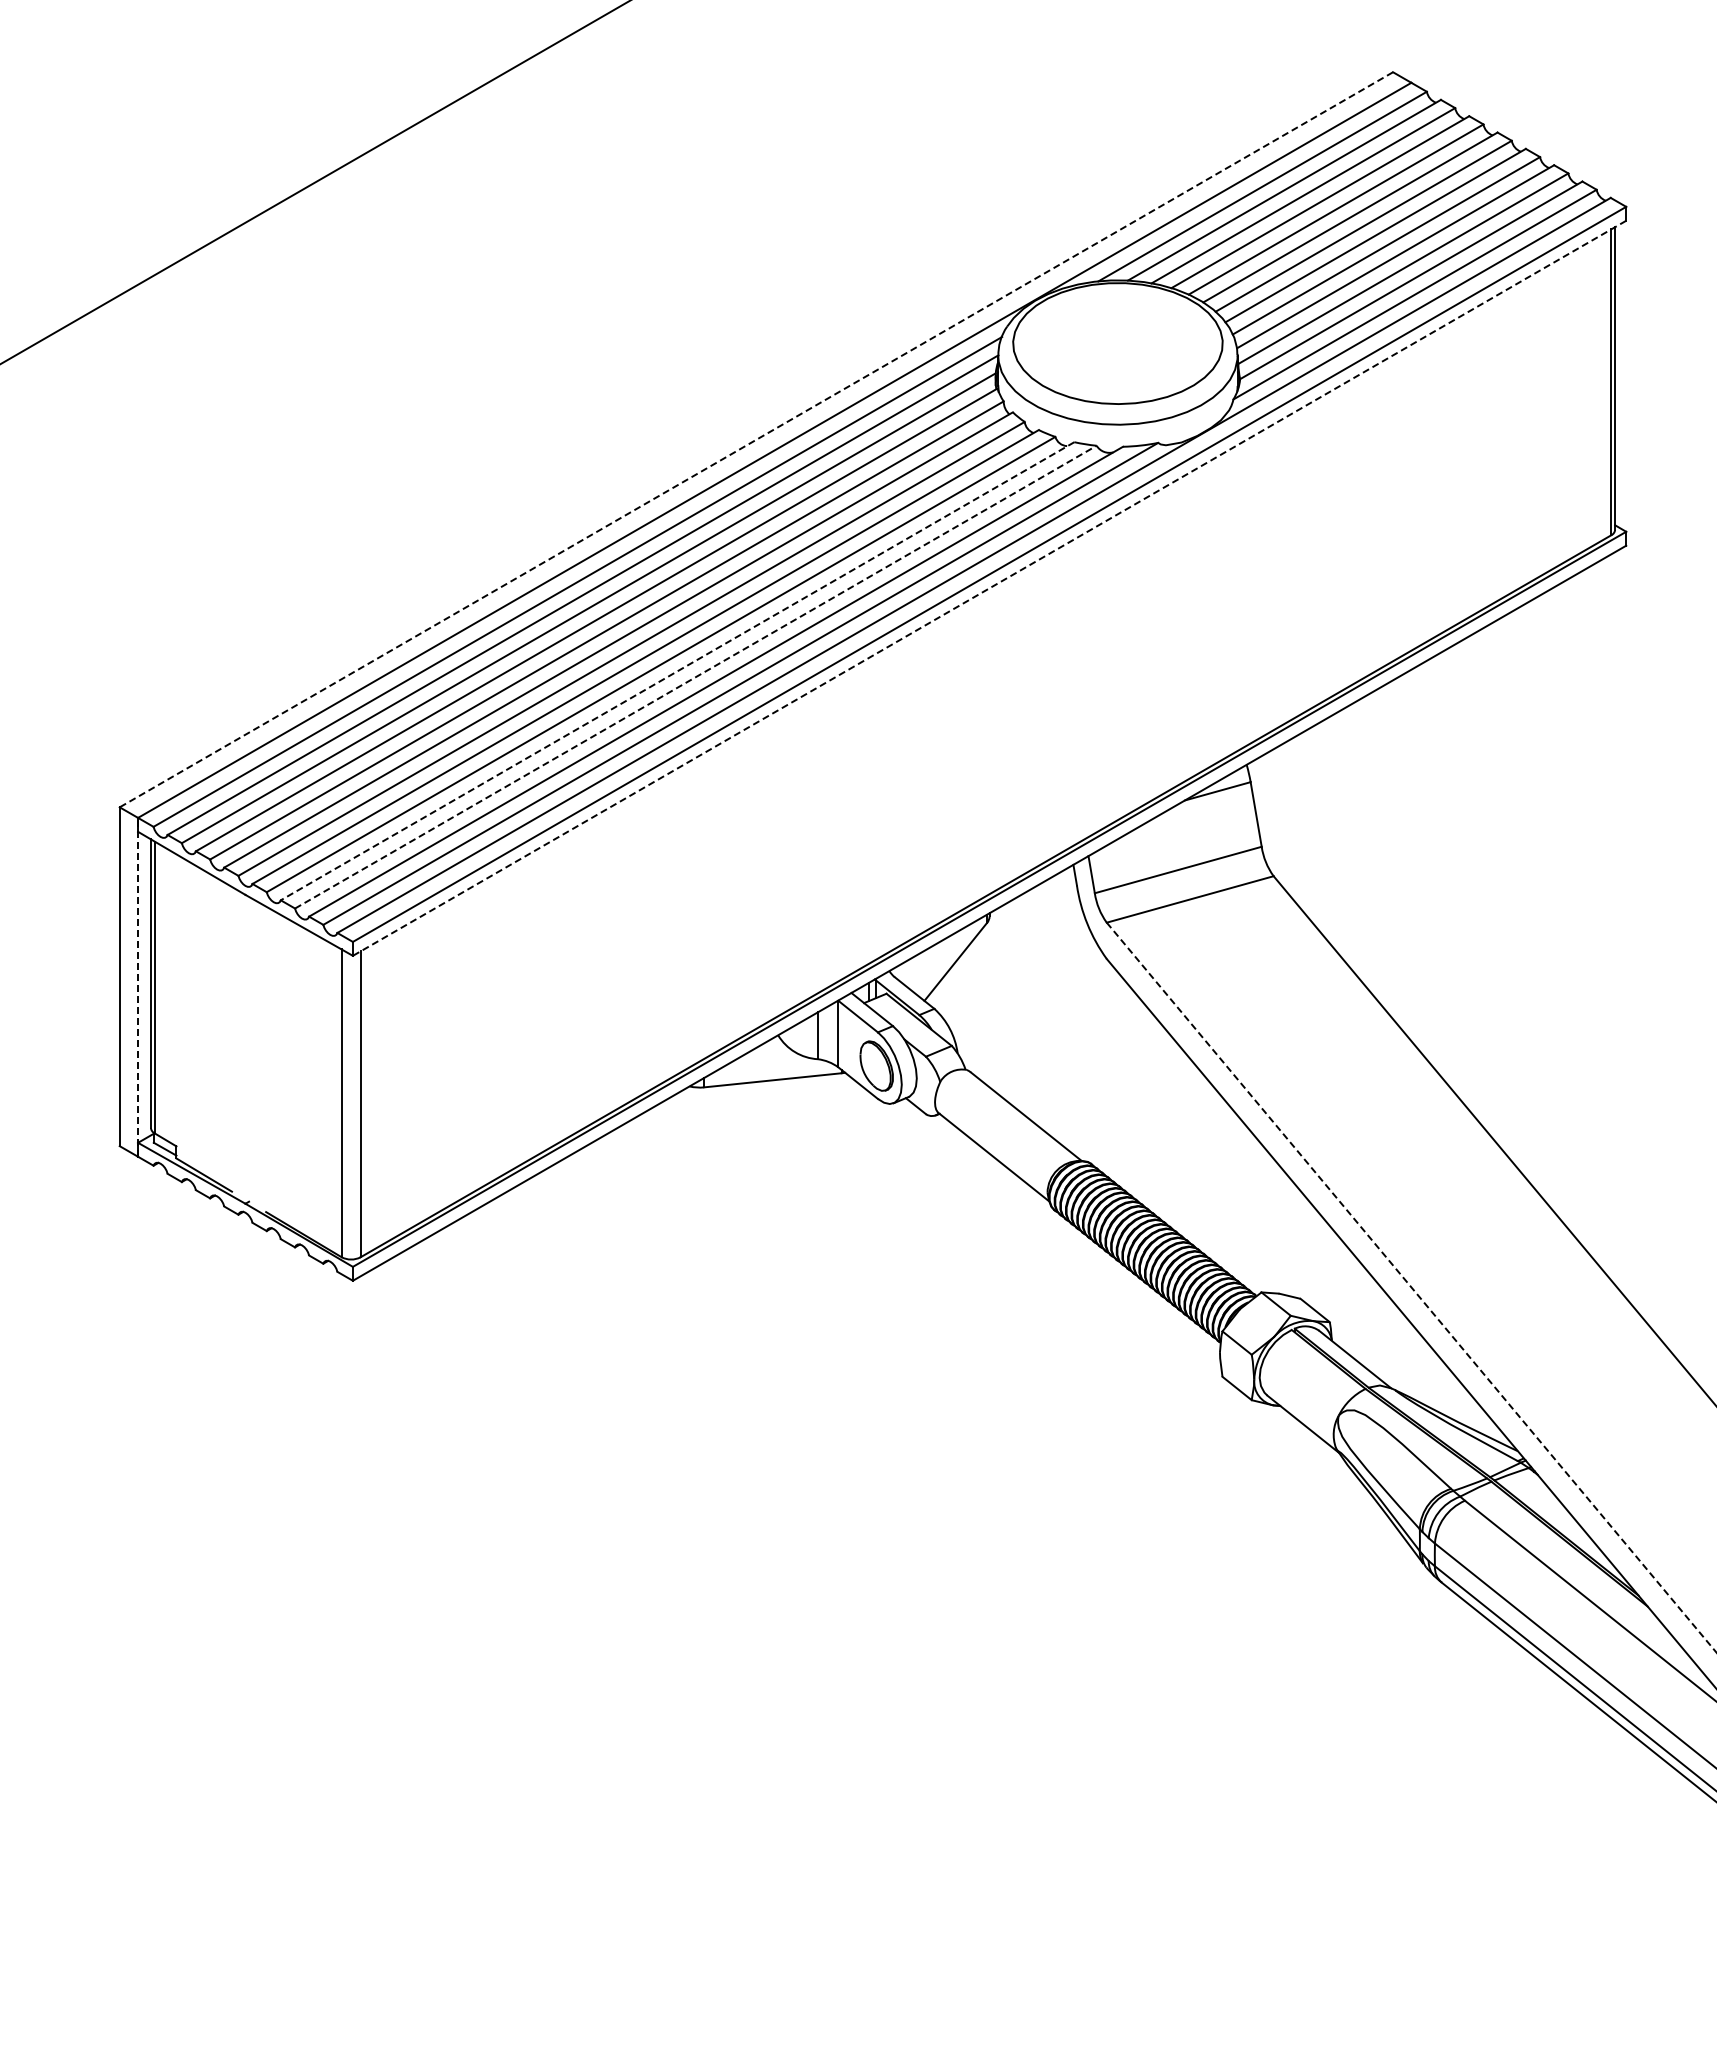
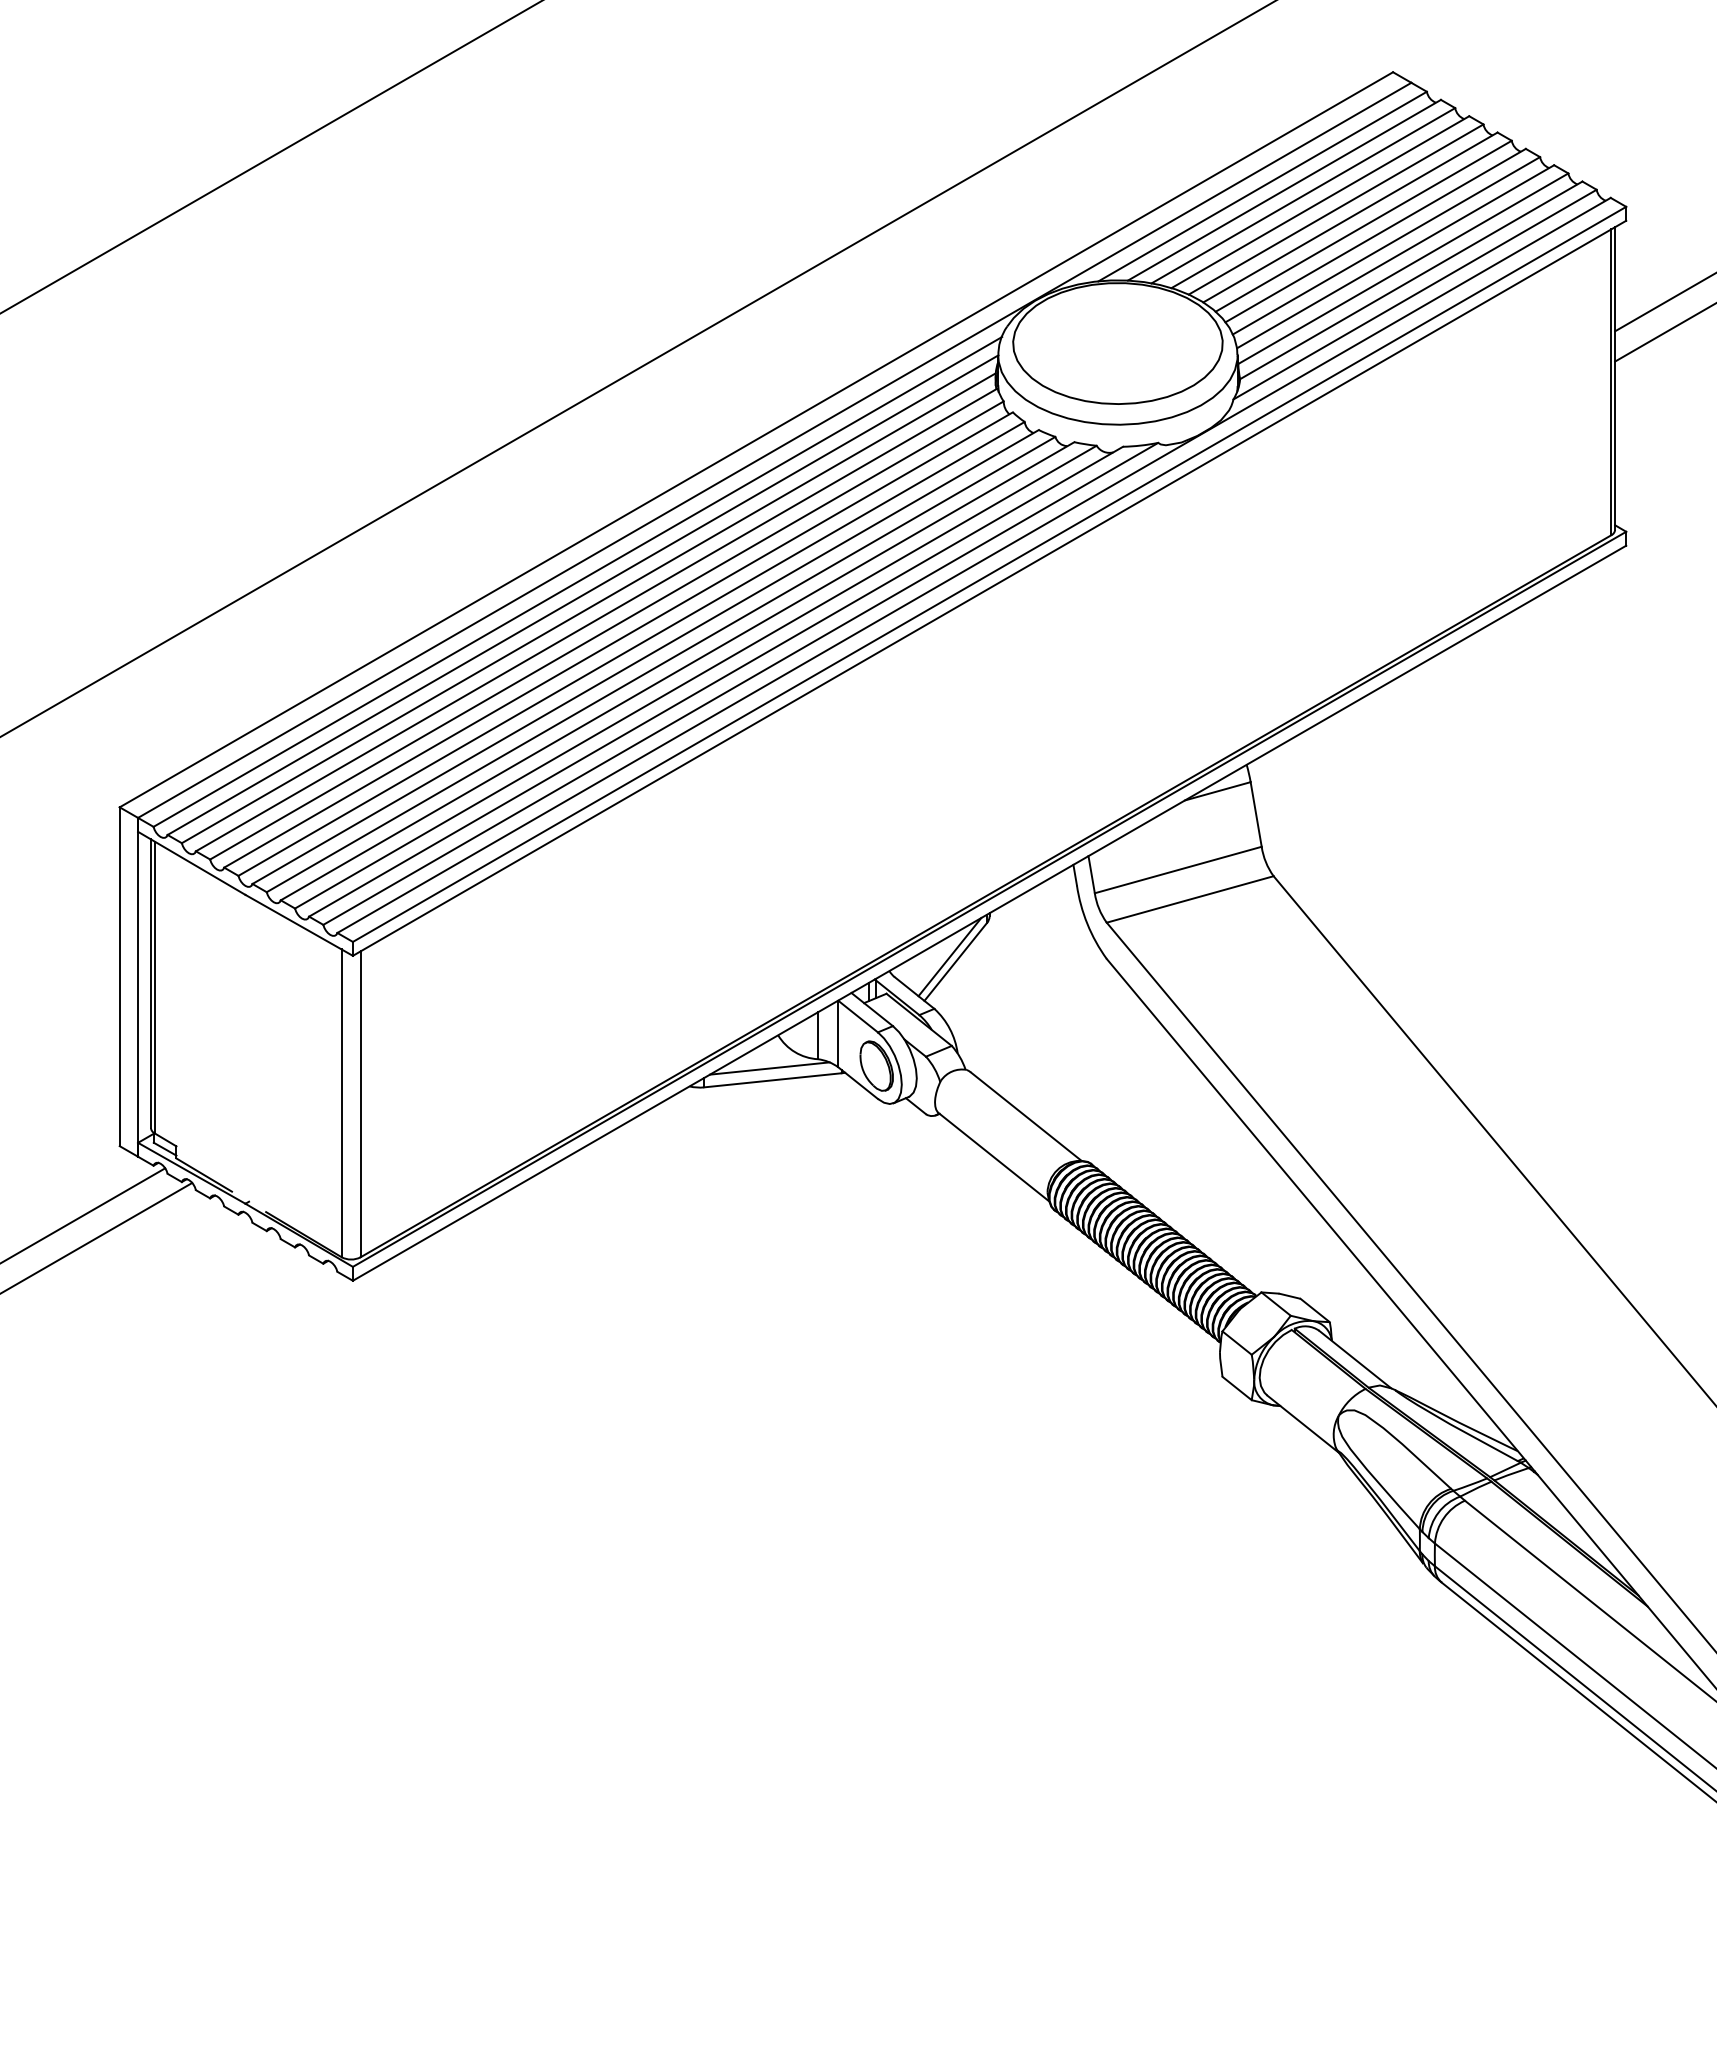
line position: (314, 182) -> (270, 157) (270, 157)
line: none -> present (1664, 302)
line: none -> present (1664, 332)
line: none -> present (637, 368)
line: dashed -> solid (755, 440)
line: dashed -> solid (989, 588)
line: dashed -> solid (677, 671)
line: dashed -> solid (695, 677)
line: none -> present (949, 957)
line: dashed -> solid (138, 986)
line: none -> present (769, 1068)
line: none -> present (83, 1215)
line: none -> present (97, 1237)
line: dashed -> solid (1411, 1287)
